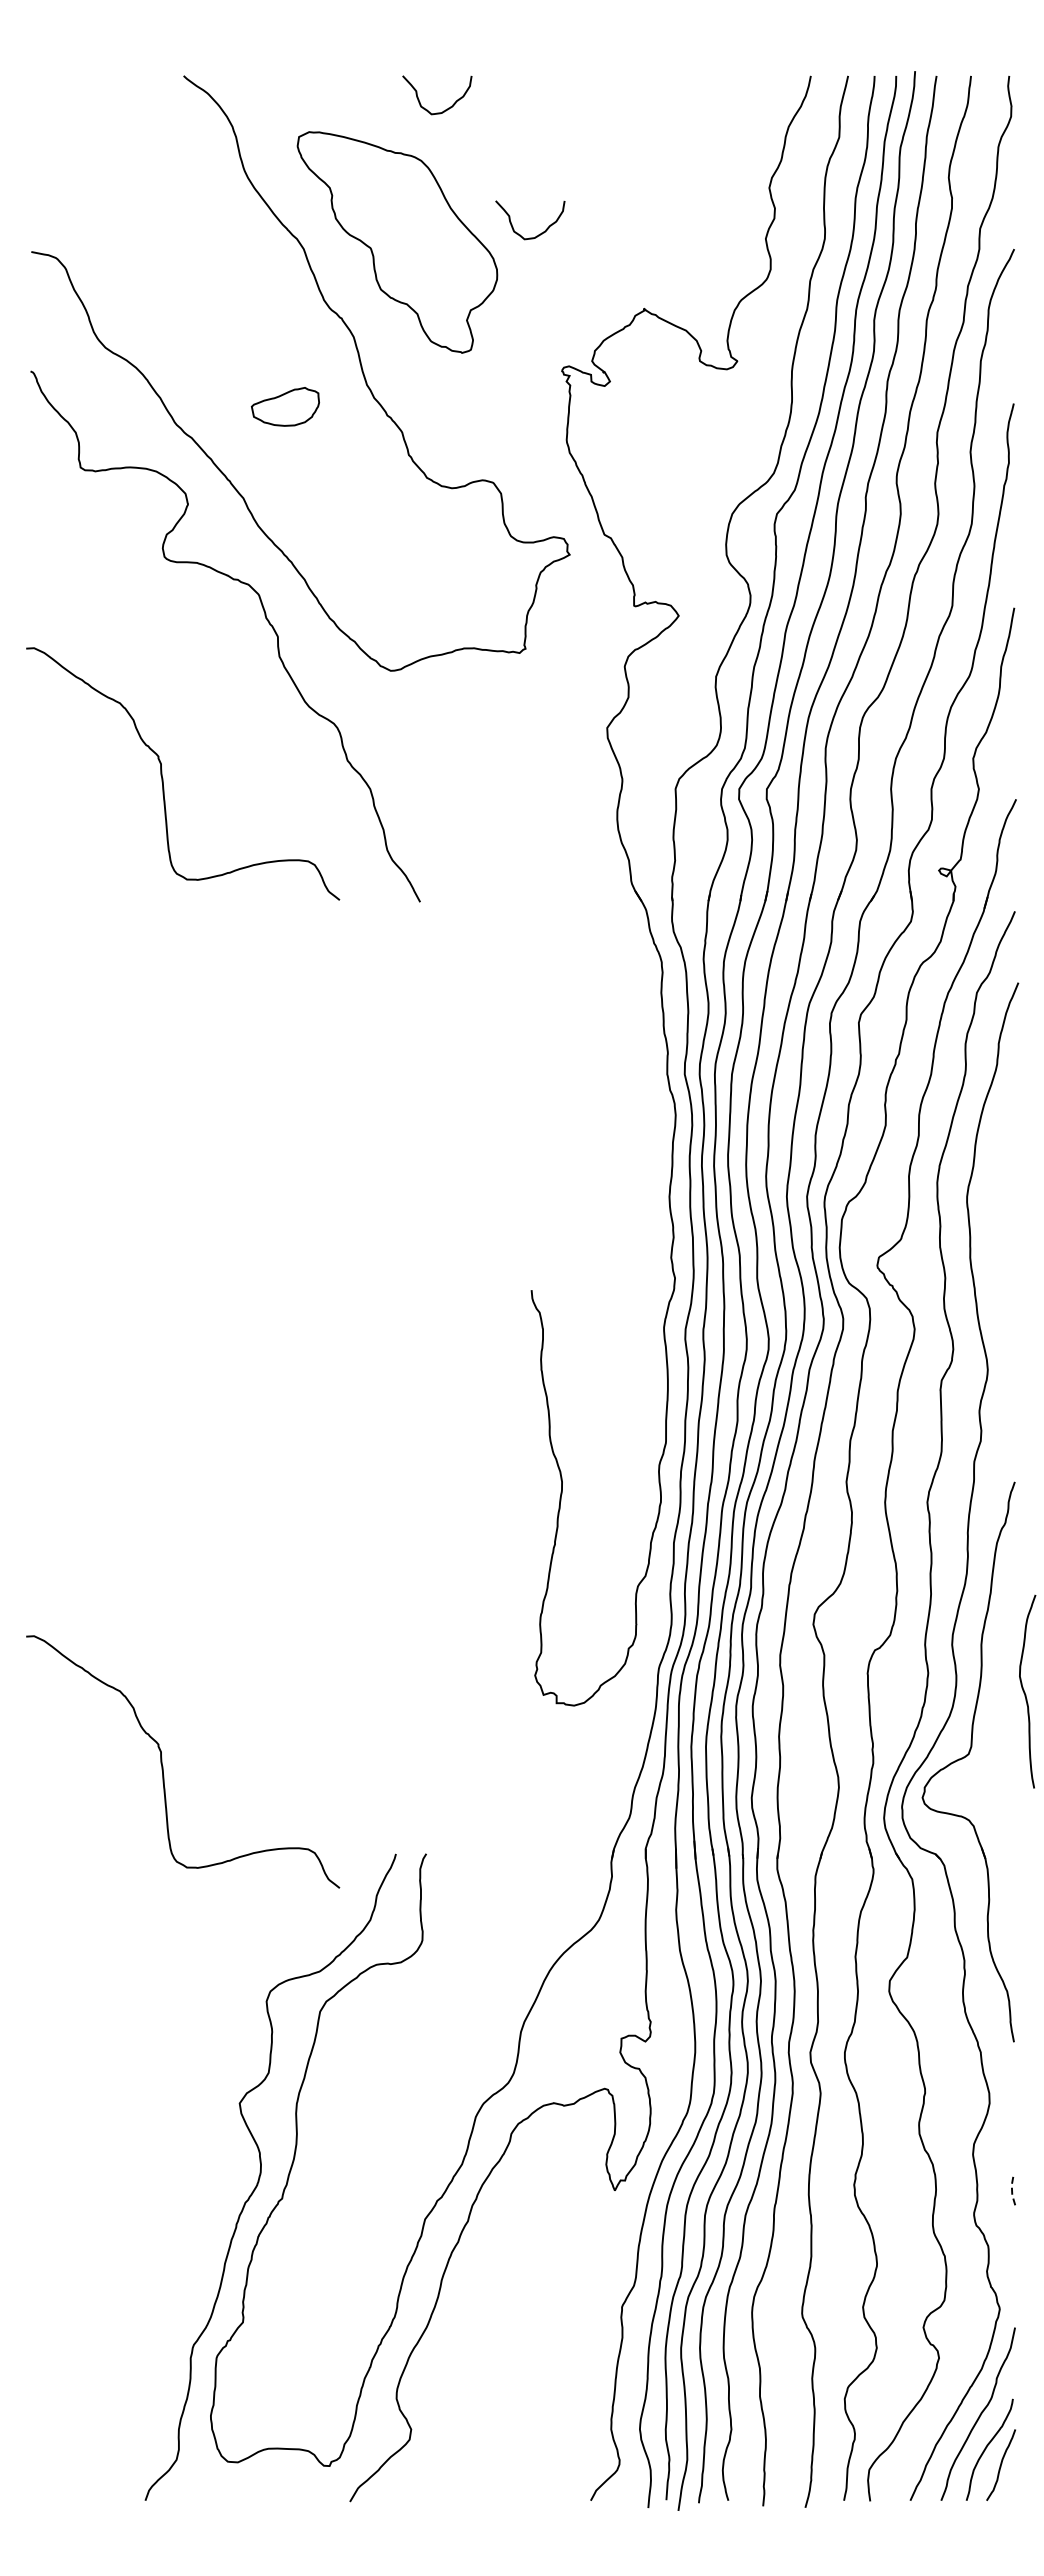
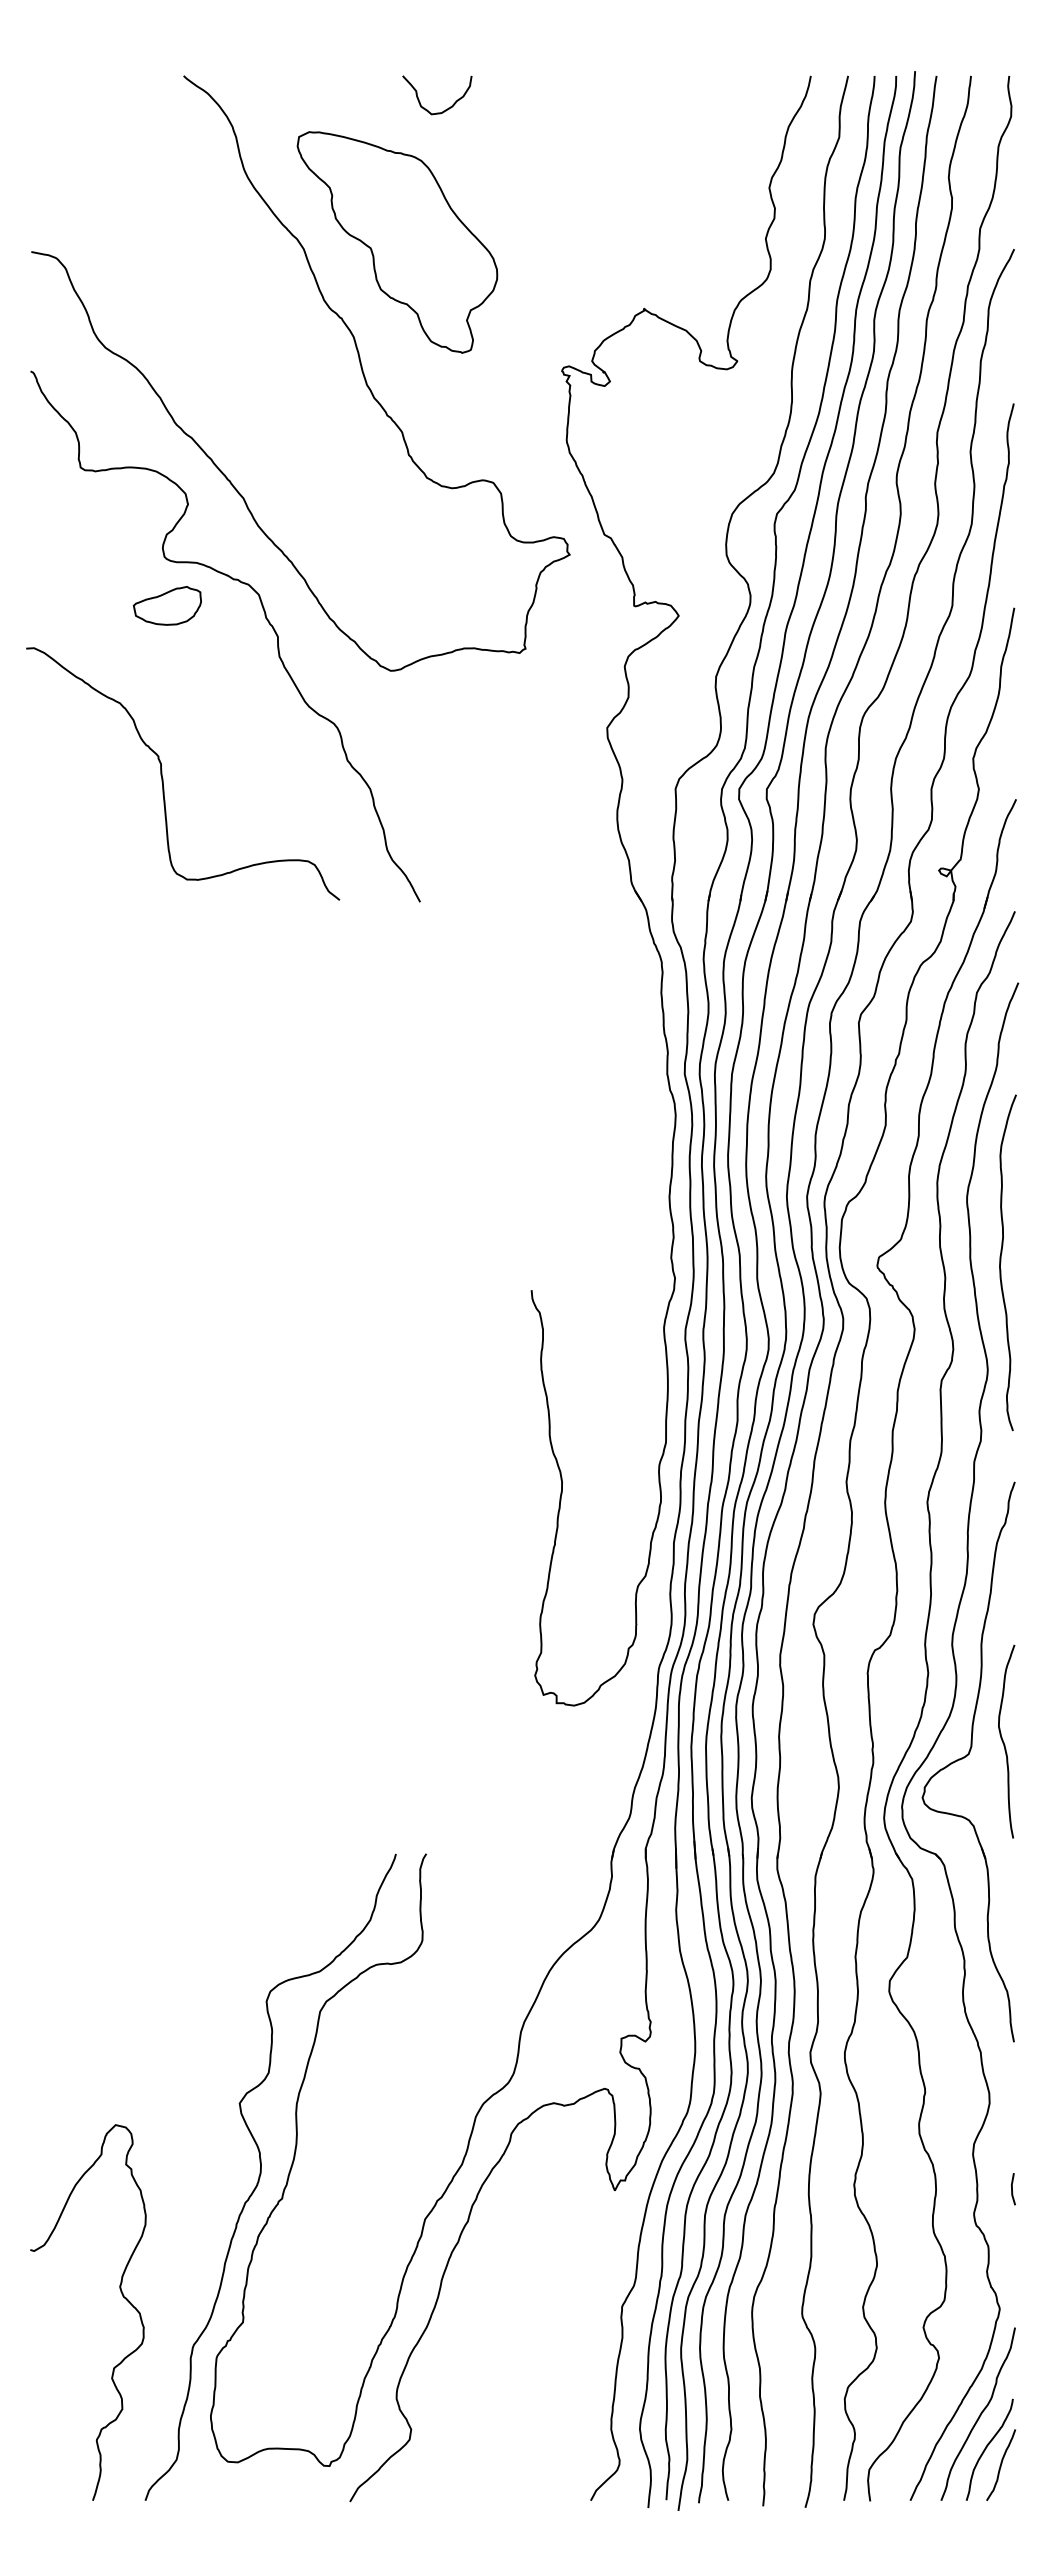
curve: present -> none (538, 234)
part position: (284, 406) -> (166, 605) (166, 605)
curve: none -> present (1001, 1262)
curve position: (1025, 1692) -> (1004, 1742) (1004, 1742)
curve: present -> none (163, 1766)
line: dashed -> solid (1011, 2188)
curve: none -> present (122, 2296)
